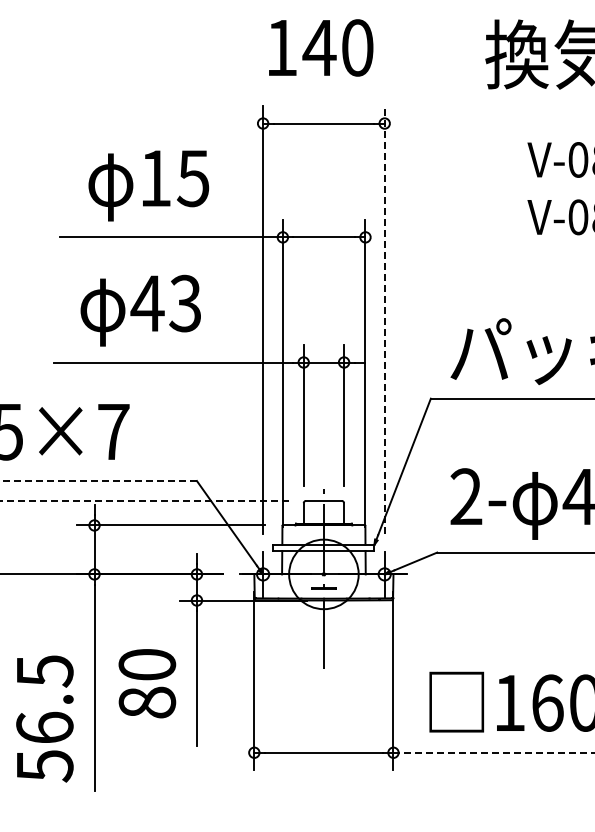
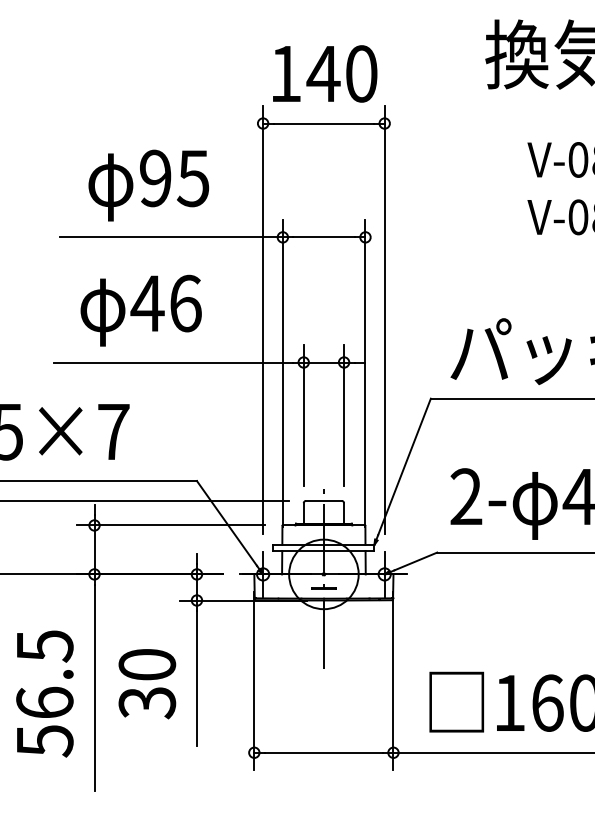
text position: (321, 47) -> (325, 73) (325, 73)
text: 15 -> 95 (155, 178)
text: 43 -> 46 (185, 303)
line: dashed -> solid (384, 319)
line: dashed -> solid (98, 481)
line: dashed -> solid (144, 500)
text: 80 -> 30 (147, 702)
text position: (44, 718) -> (44, 693) (44, 693)
line: dashed -> solid (494, 752)
